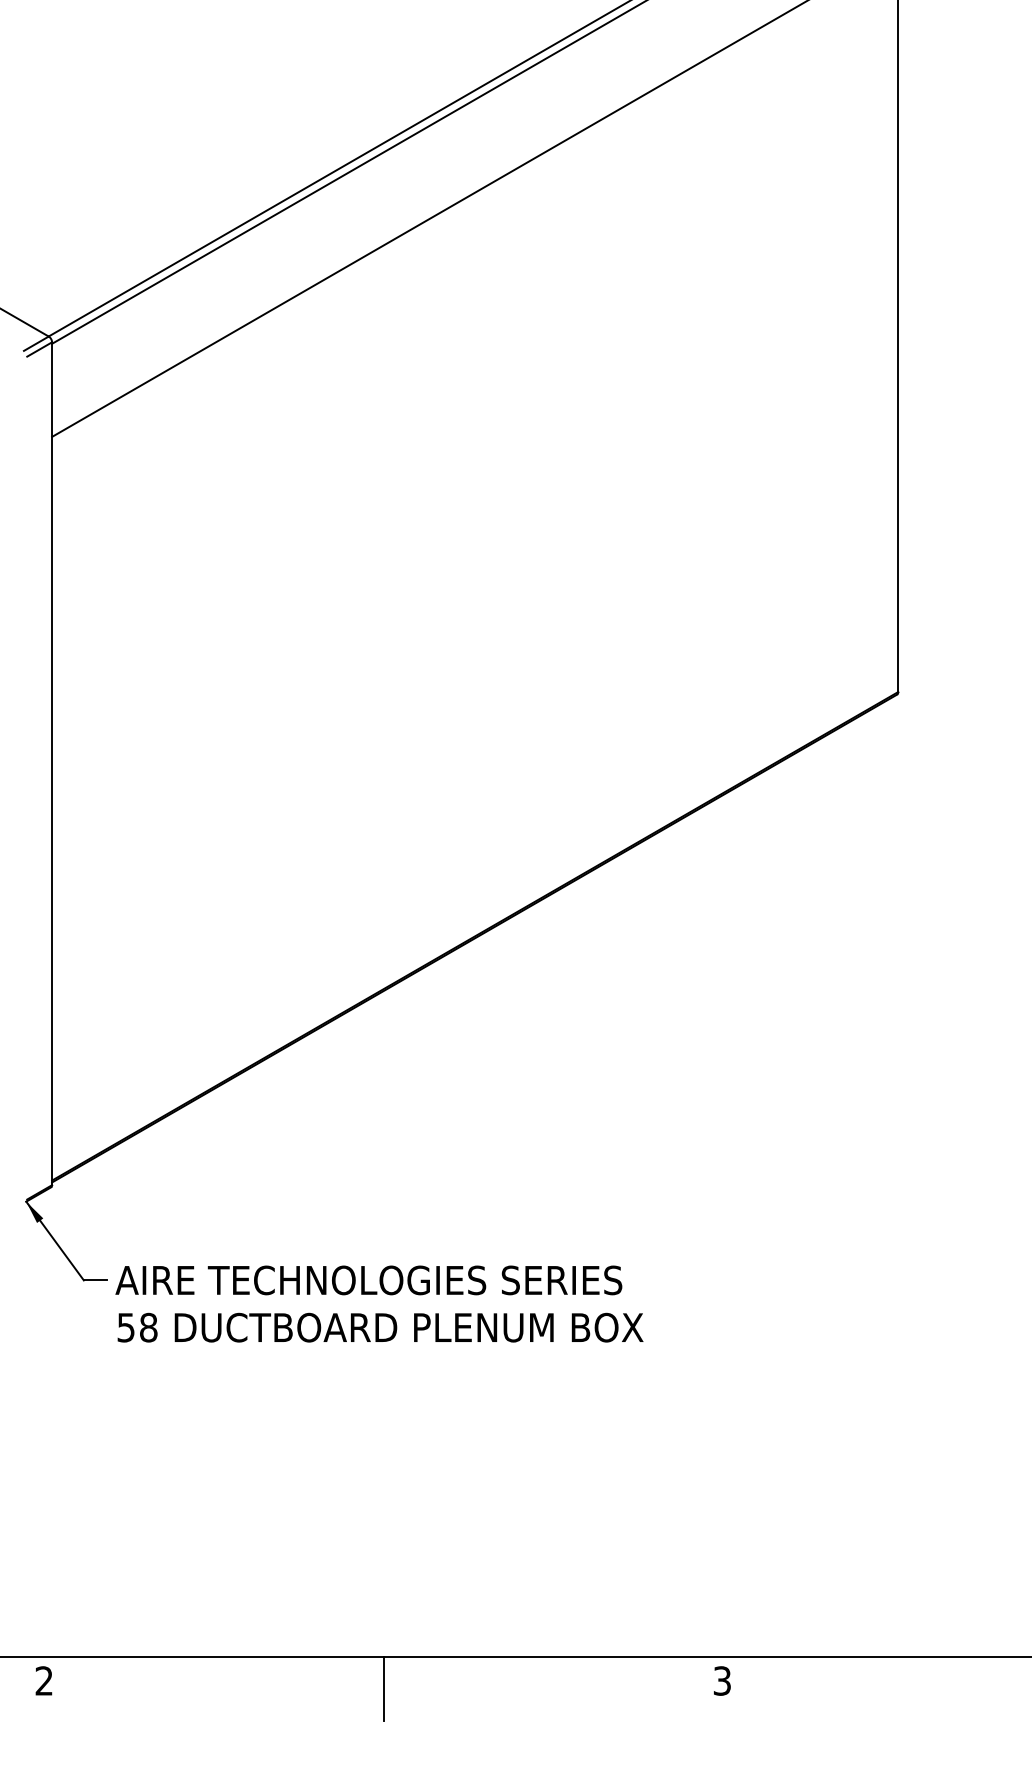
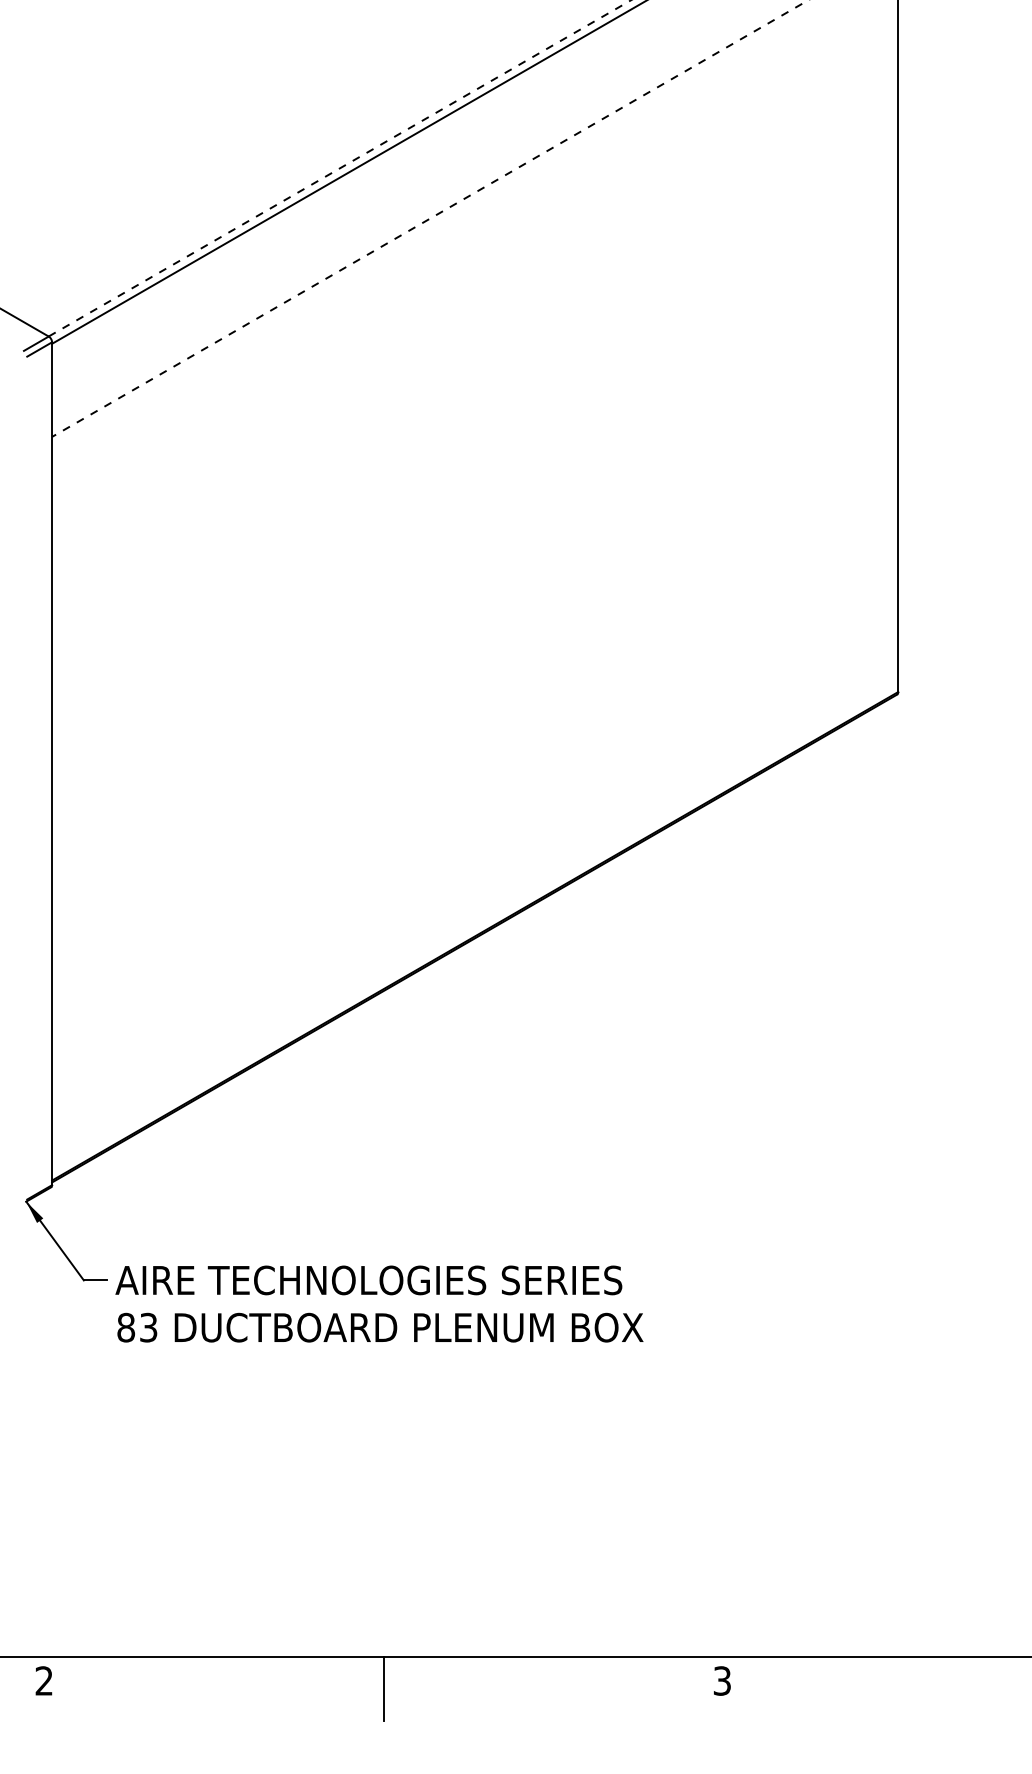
line: solid -> dashed (340, 168)
line: solid -> dashed (429, 218)
text: 58 -> 83 (137, 1327)
